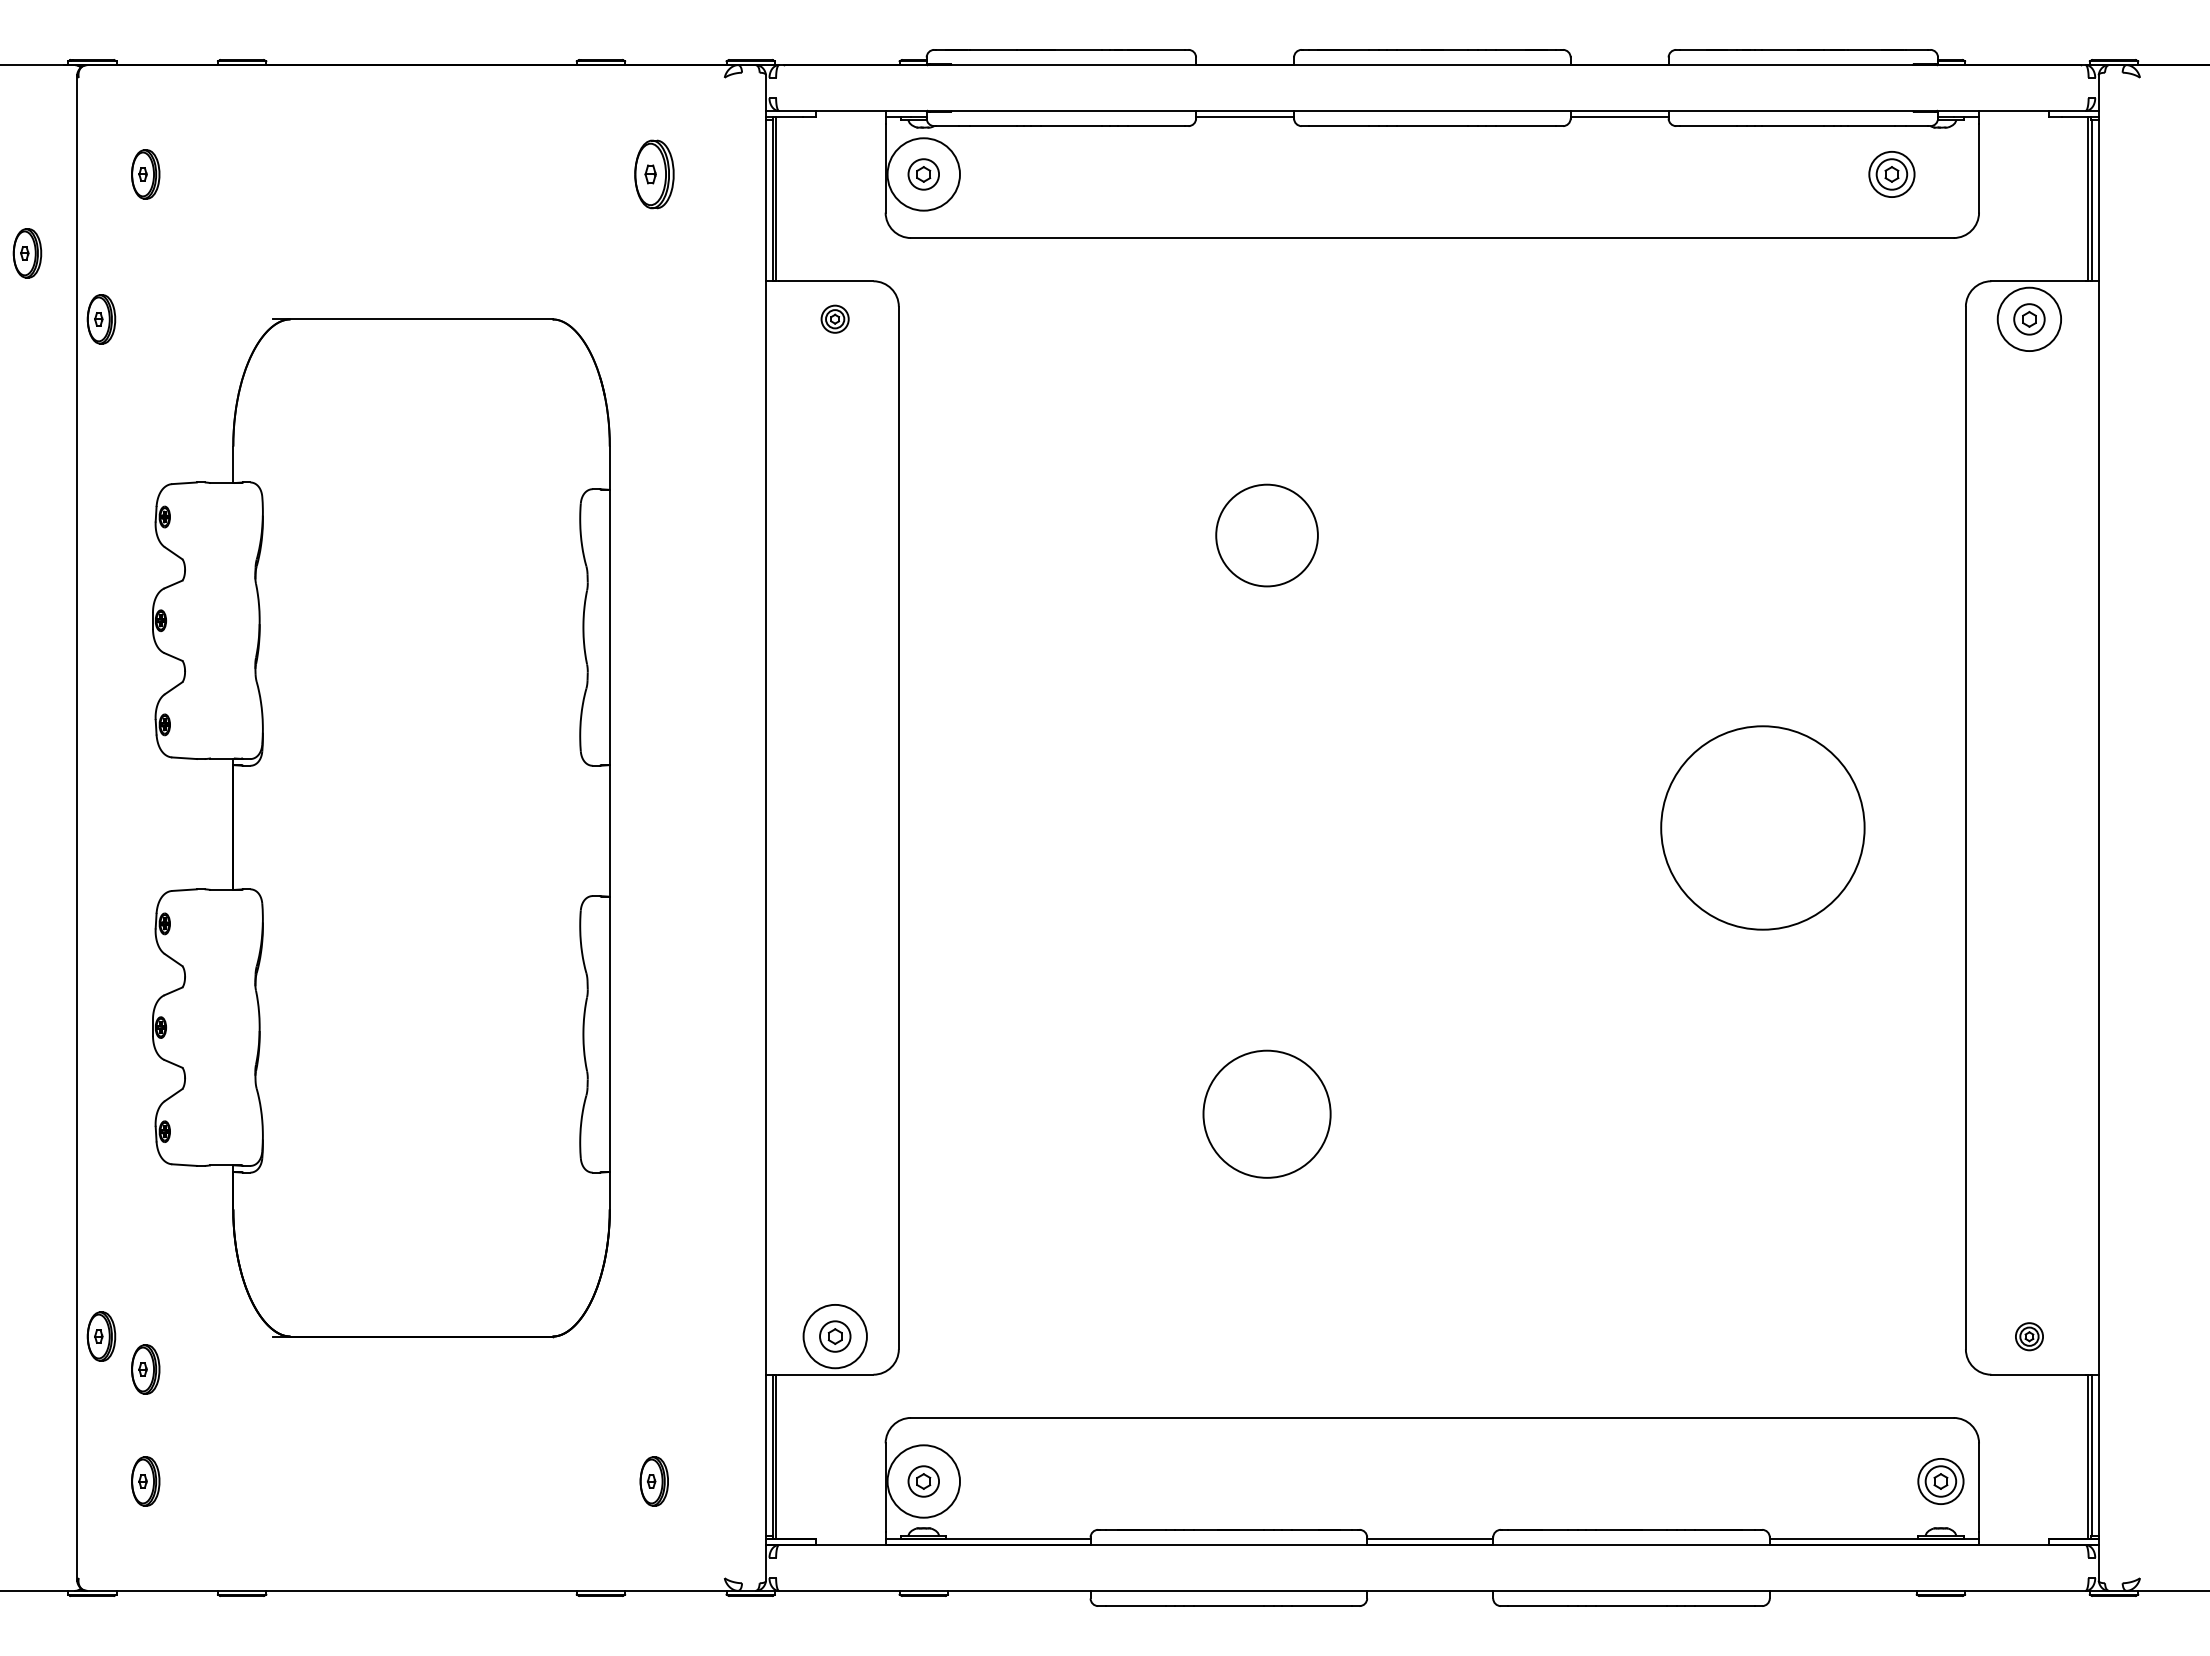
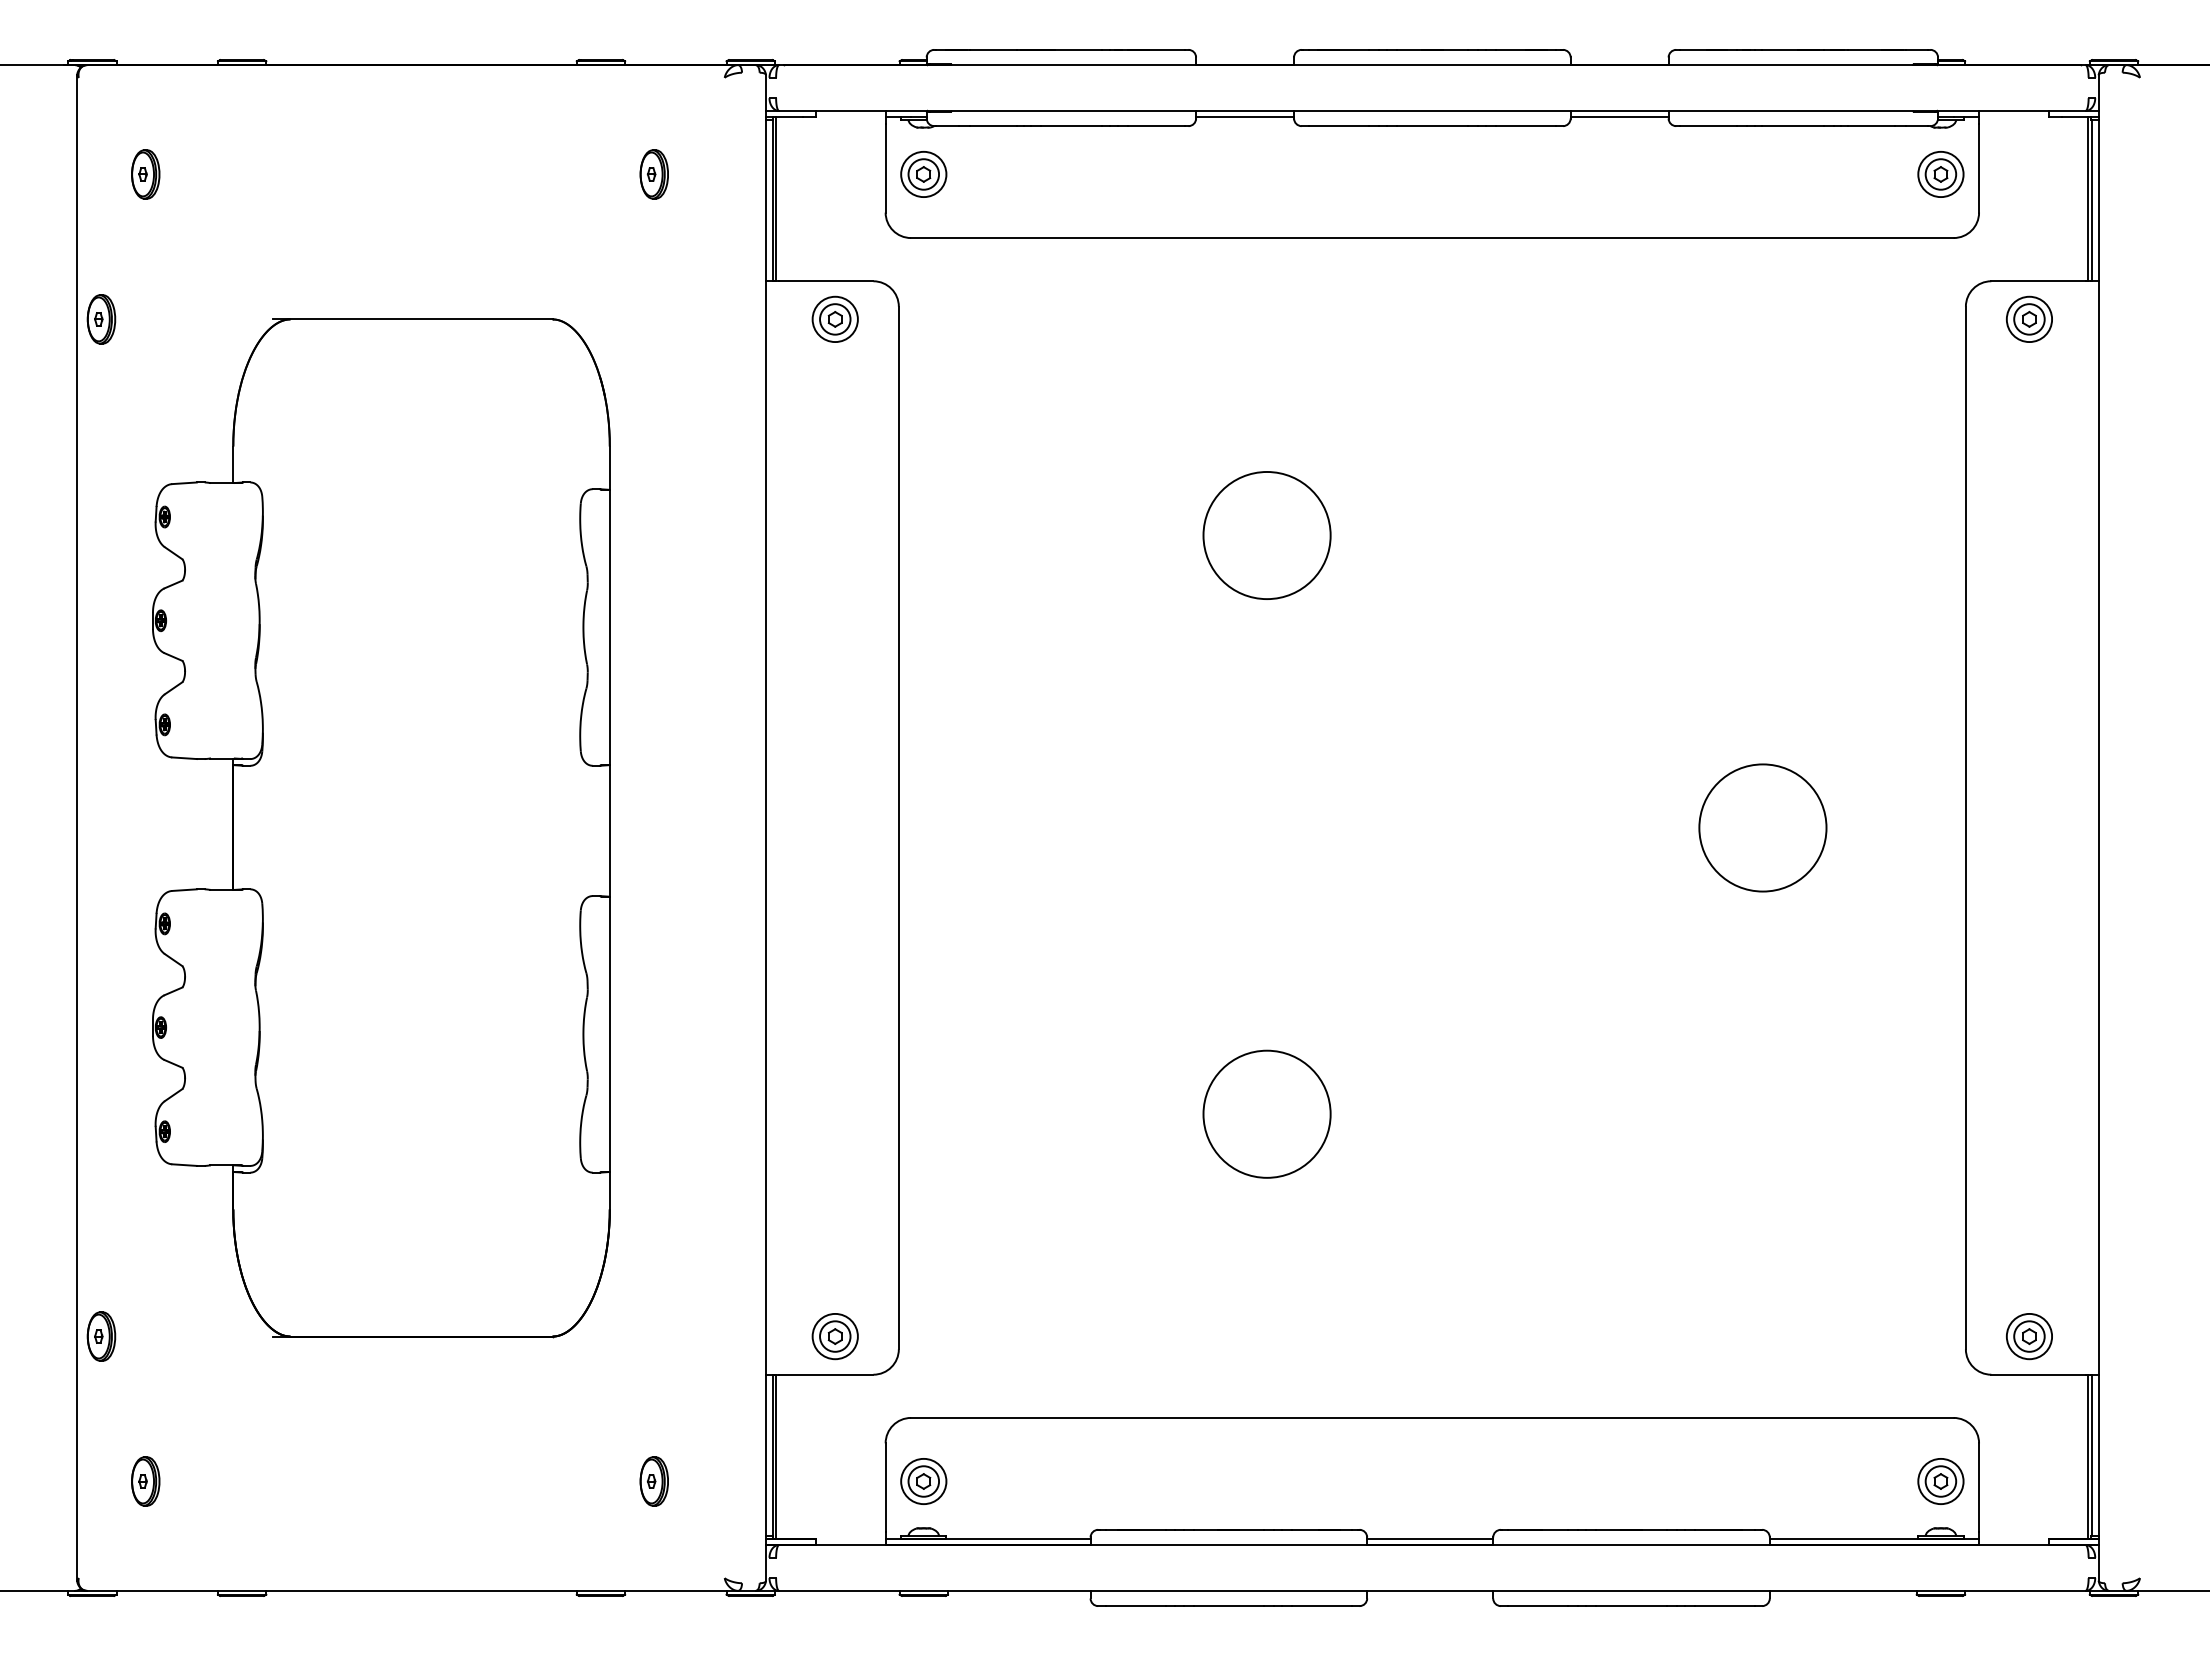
part size: 41x71 px -> 30x51 px (653, 174)
circle diameter: 72 px -> 45 px (923, 174)
part position: (1891, 174) -> (1940, 174) (1940, 174)
part: present -> none (27, 253)
part size: 30x30 px -> 48x48 px (834, 318)
circle diameter: 63 px -> 45 px (2029, 319)
circle diameter: 102 px -> 127 px (1266, 535)
circle size: 206x206 px -> 130x130 px (1762, 827)
circle diameter: 63 px -> 45 px (834, 1336)
part size: 29x30 px -> 47x48 px (2029, 1336)
part: present -> none (145, 1369)
circle diameter: 72 px -> 45 px (923, 1481)
